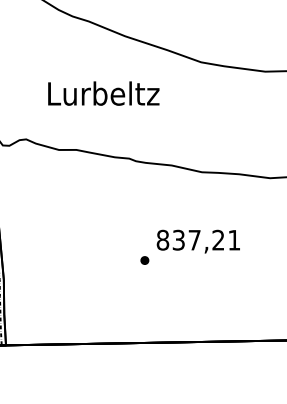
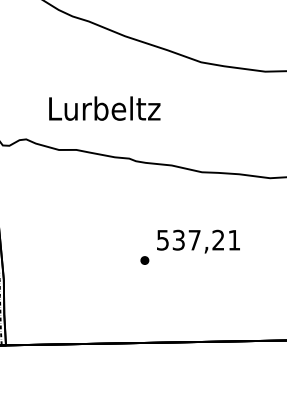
text position: (103, 93) -> (104, 108) (104, 108)
text: 837,21 -> 537,21 (162, 239)
